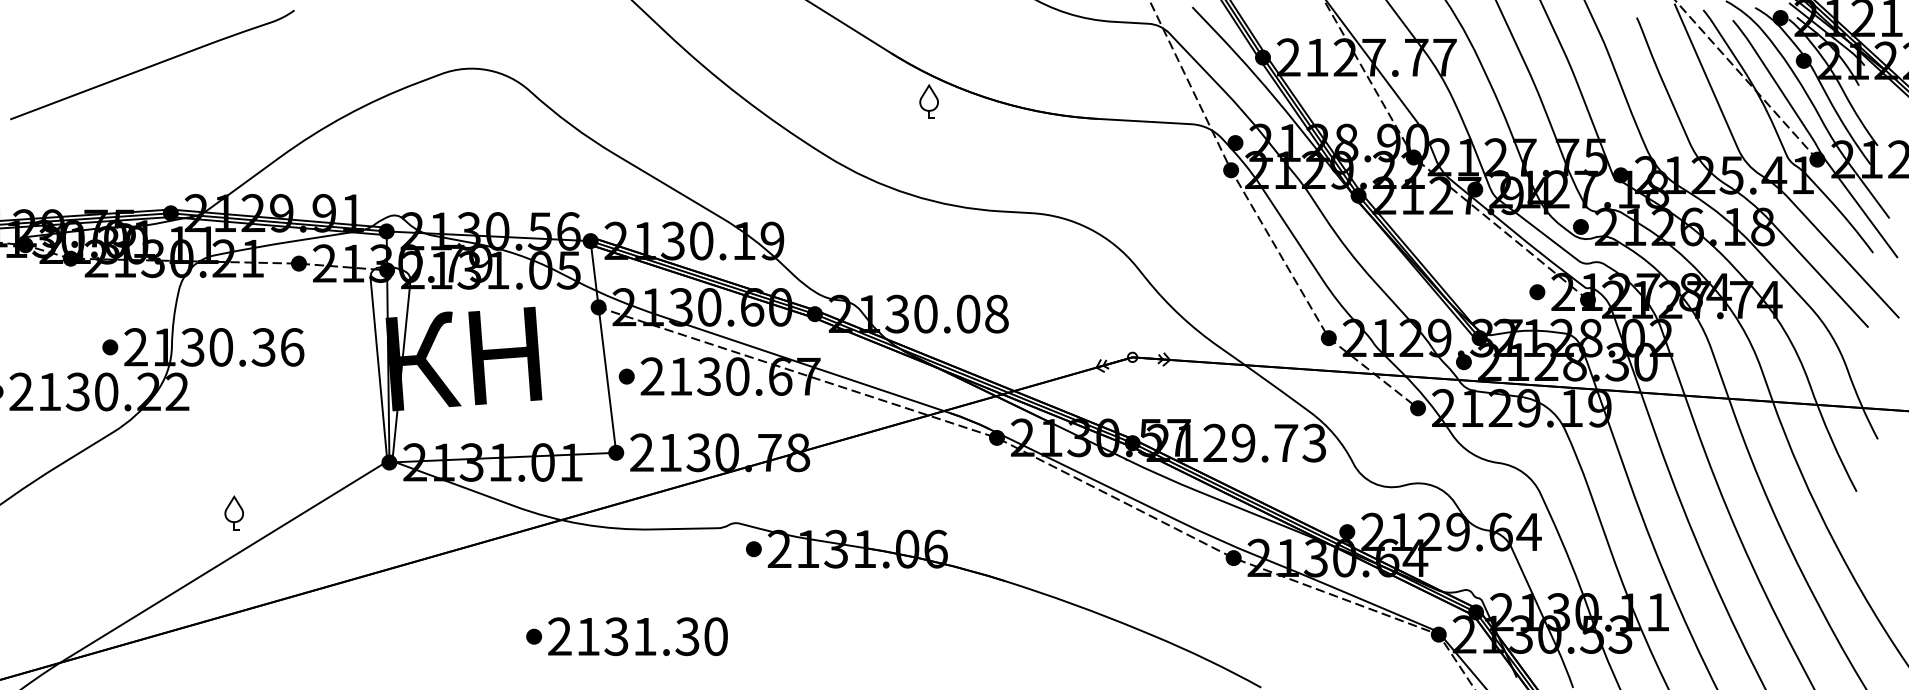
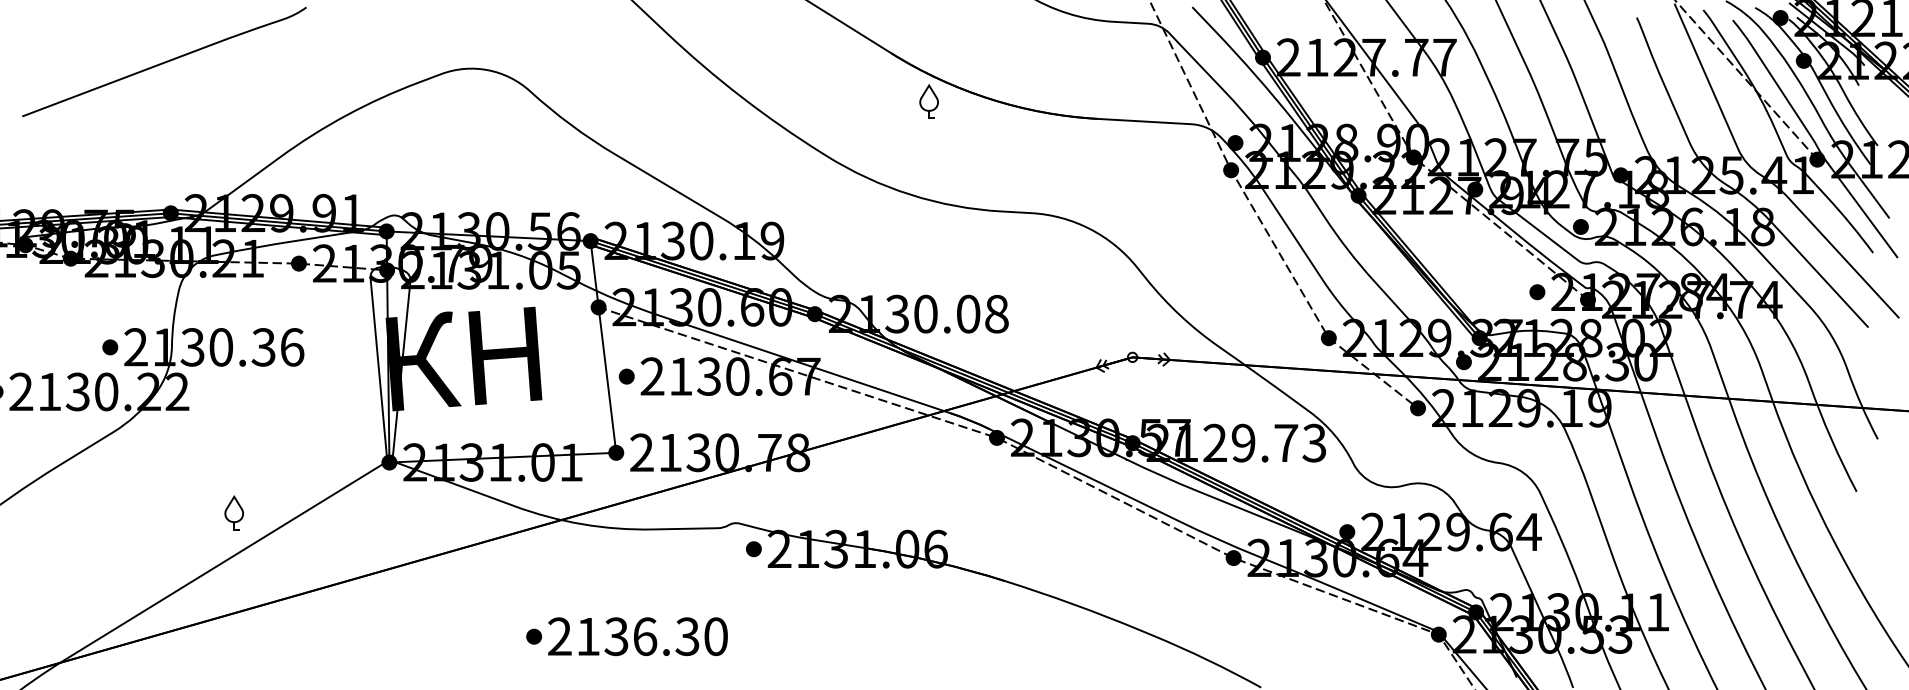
curve position: (152, 64) -> (164, 61) (164, 61)
text: 2131.30 -> 2136.30 (645, 636)
